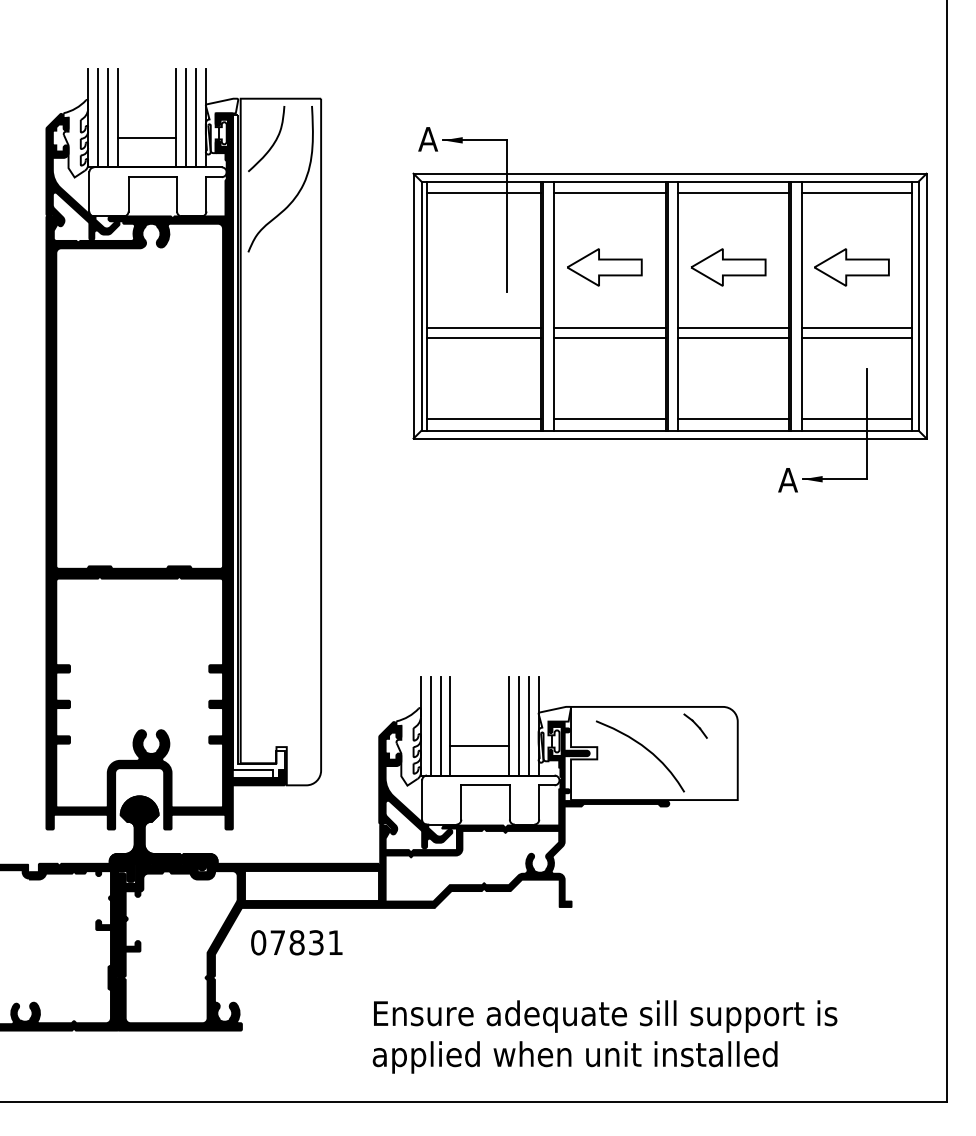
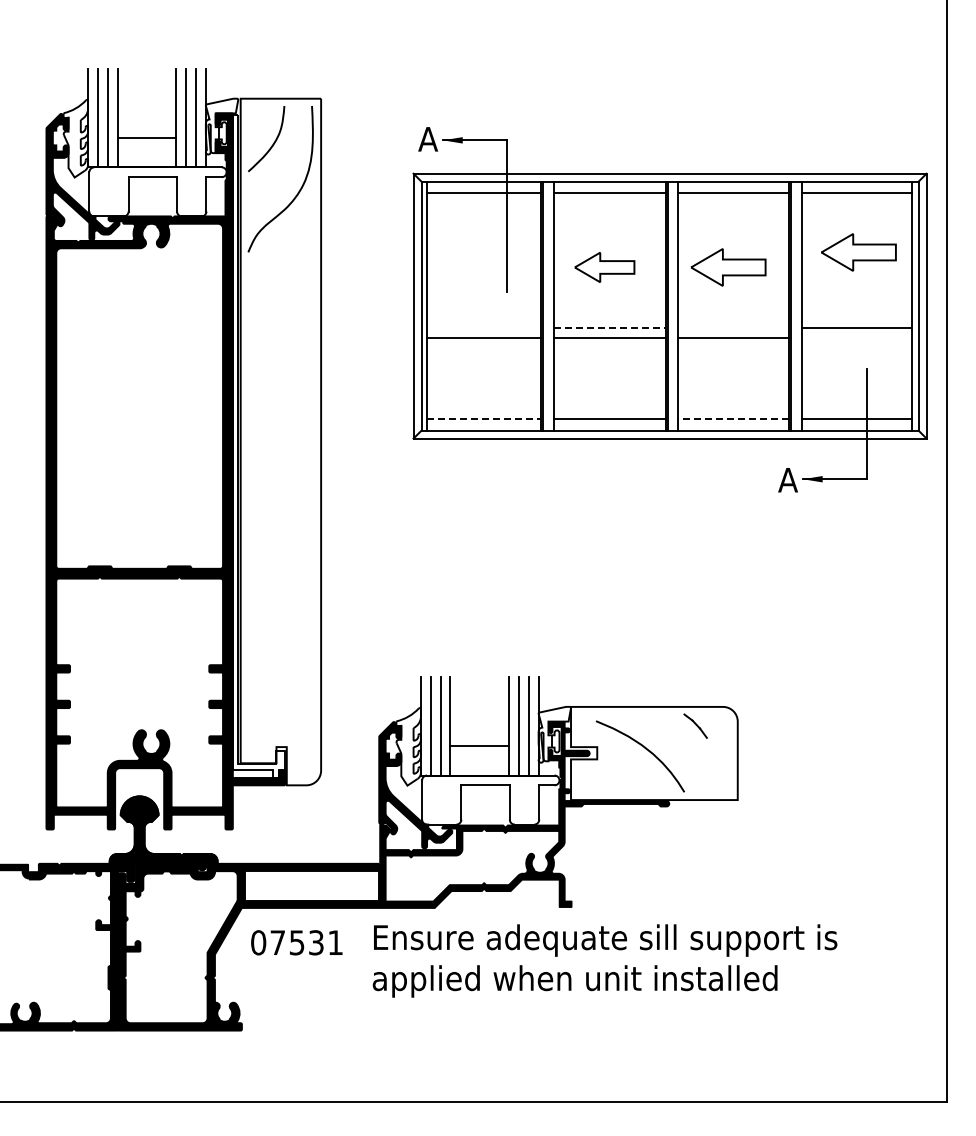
part size: 76x39 px -> 62x31 px (604, 267)
part position: (851, 267) -> (858, 252) (858, 252)
line: present -> none (483, 327)
line: solid -> dashed (609, 327)
line: present -> none (733, 327)
line: present -> none (856, 337)
line: solid -> dashed (484, 419)
line: solid -> dashed (733, 419)
text: 07831 -> 07531 (296, 942)
text position: (604, 1036) -> (604, 960) (604, 960)
